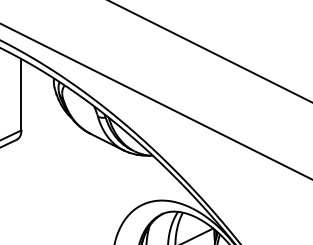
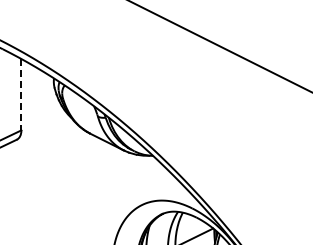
line position: (210, 51) -> (220, 46) (220, 46)
line: solid -> dashed (21, 94)
line: present -> none (155, 101)
